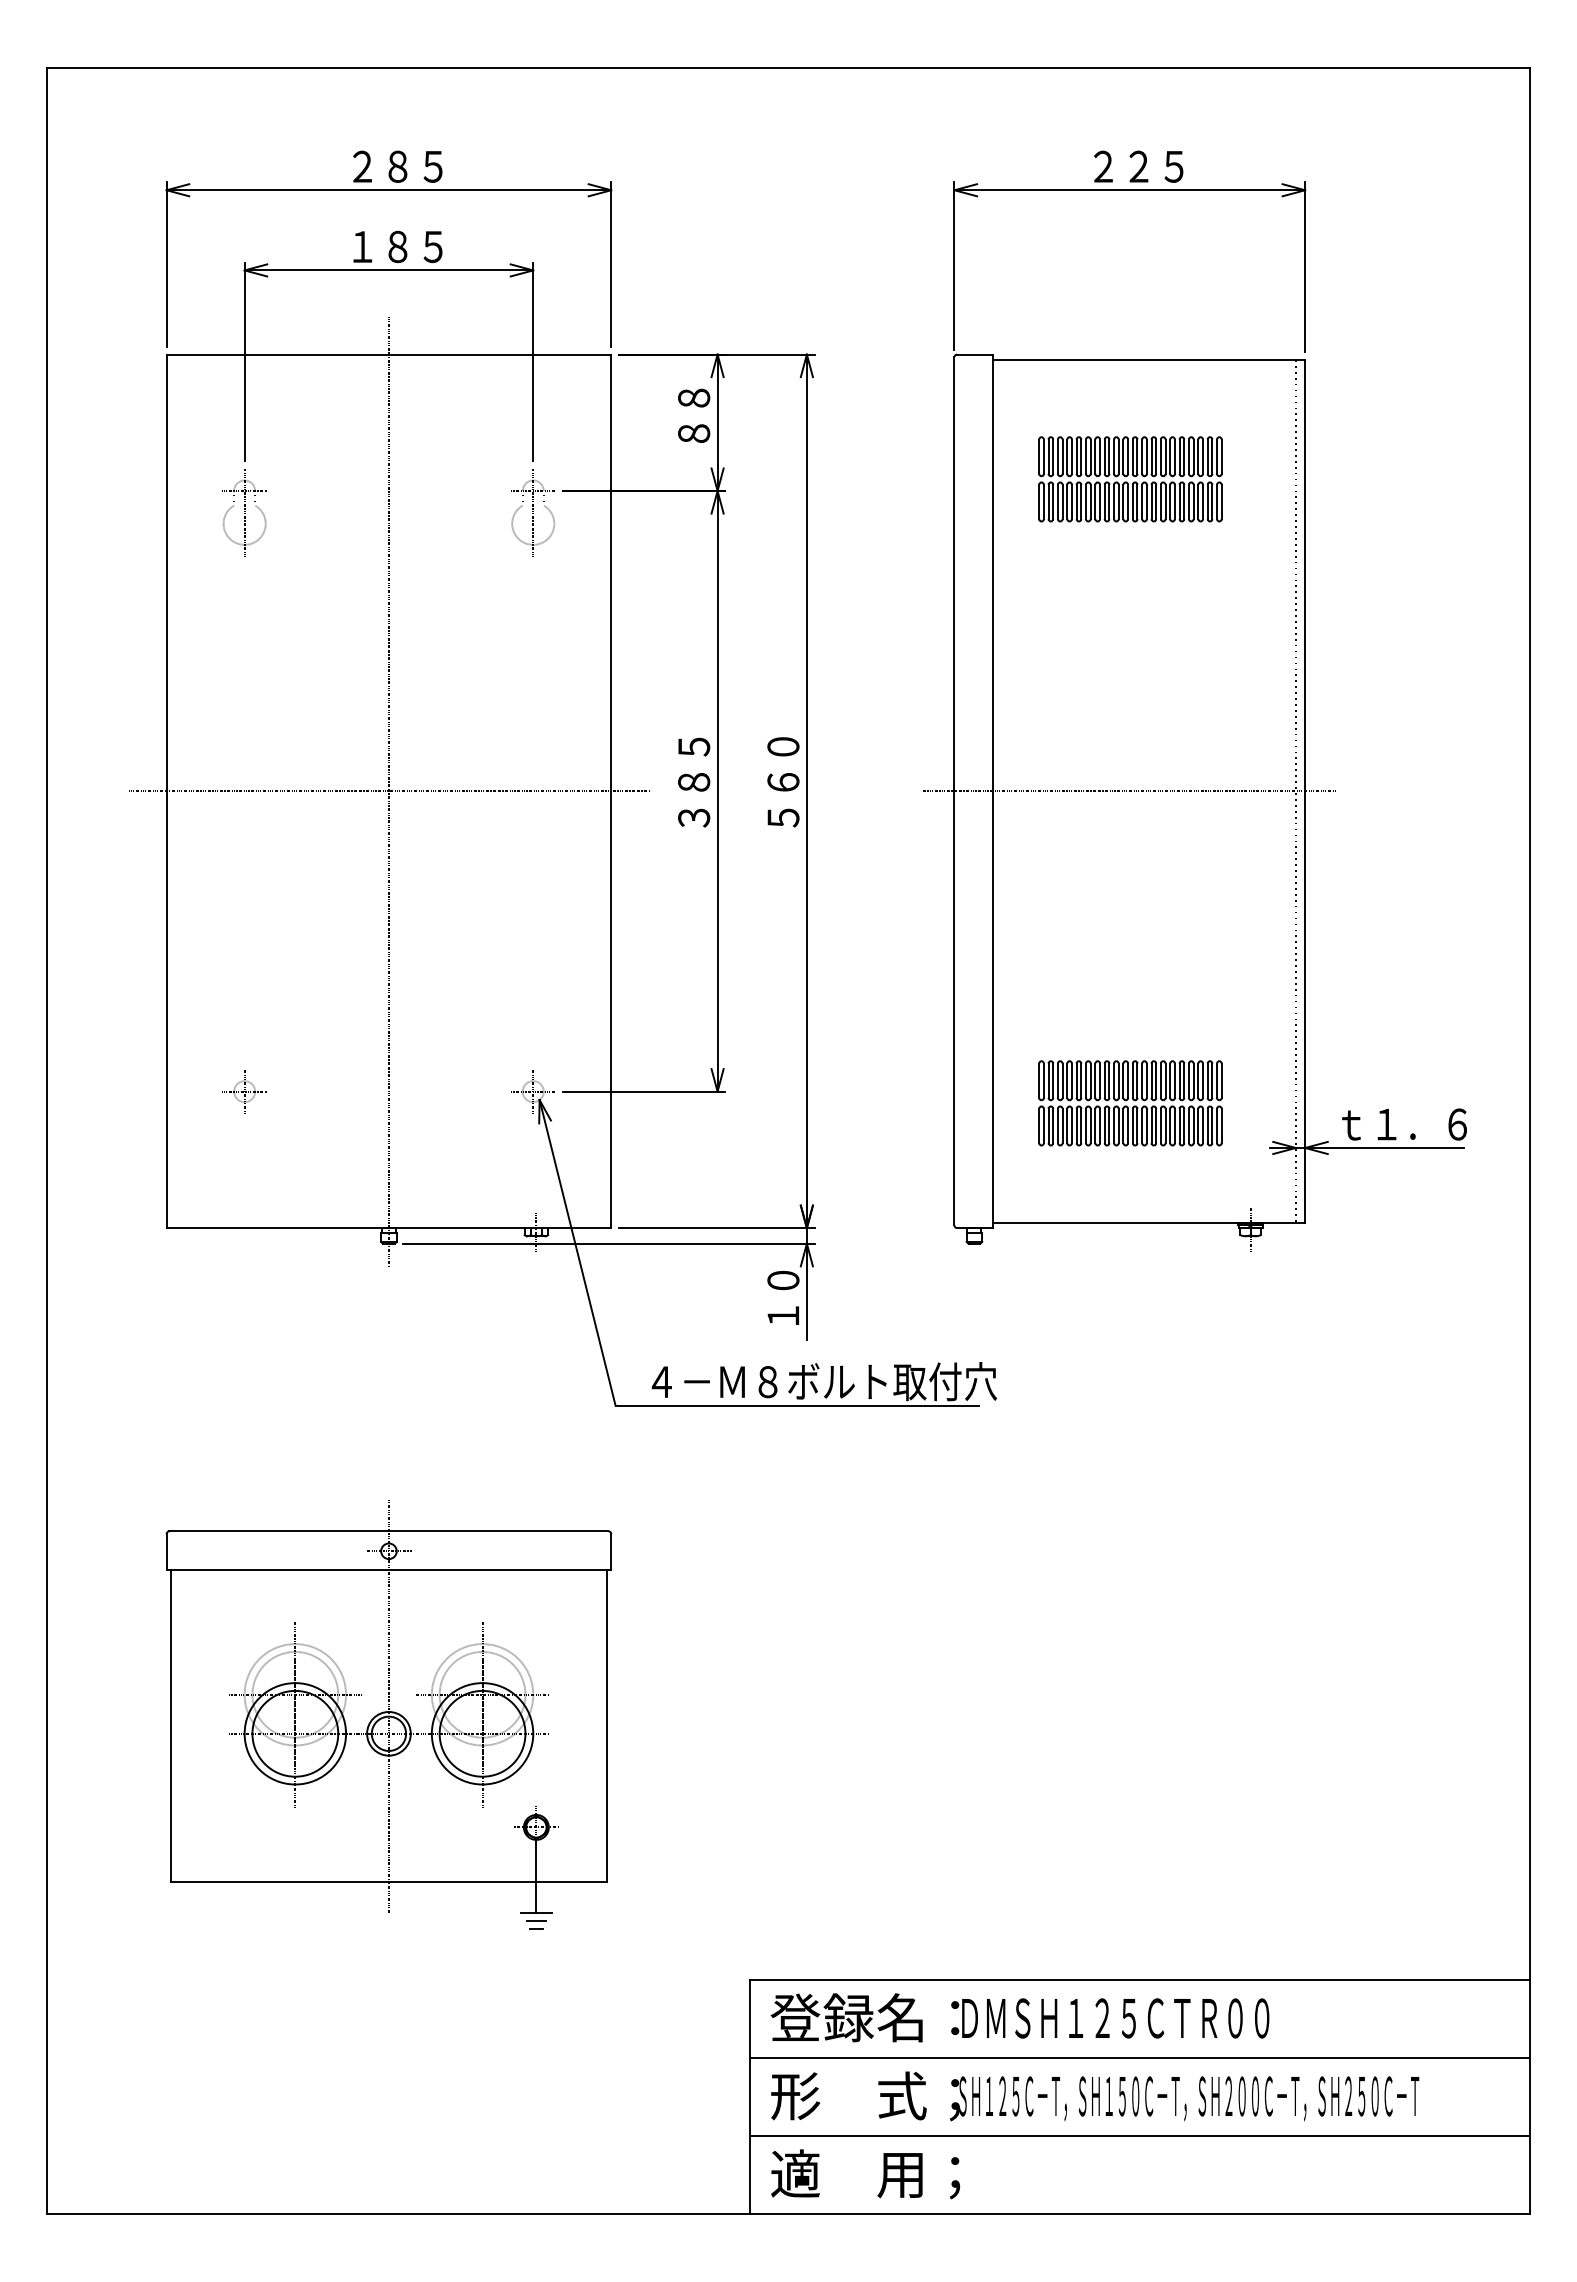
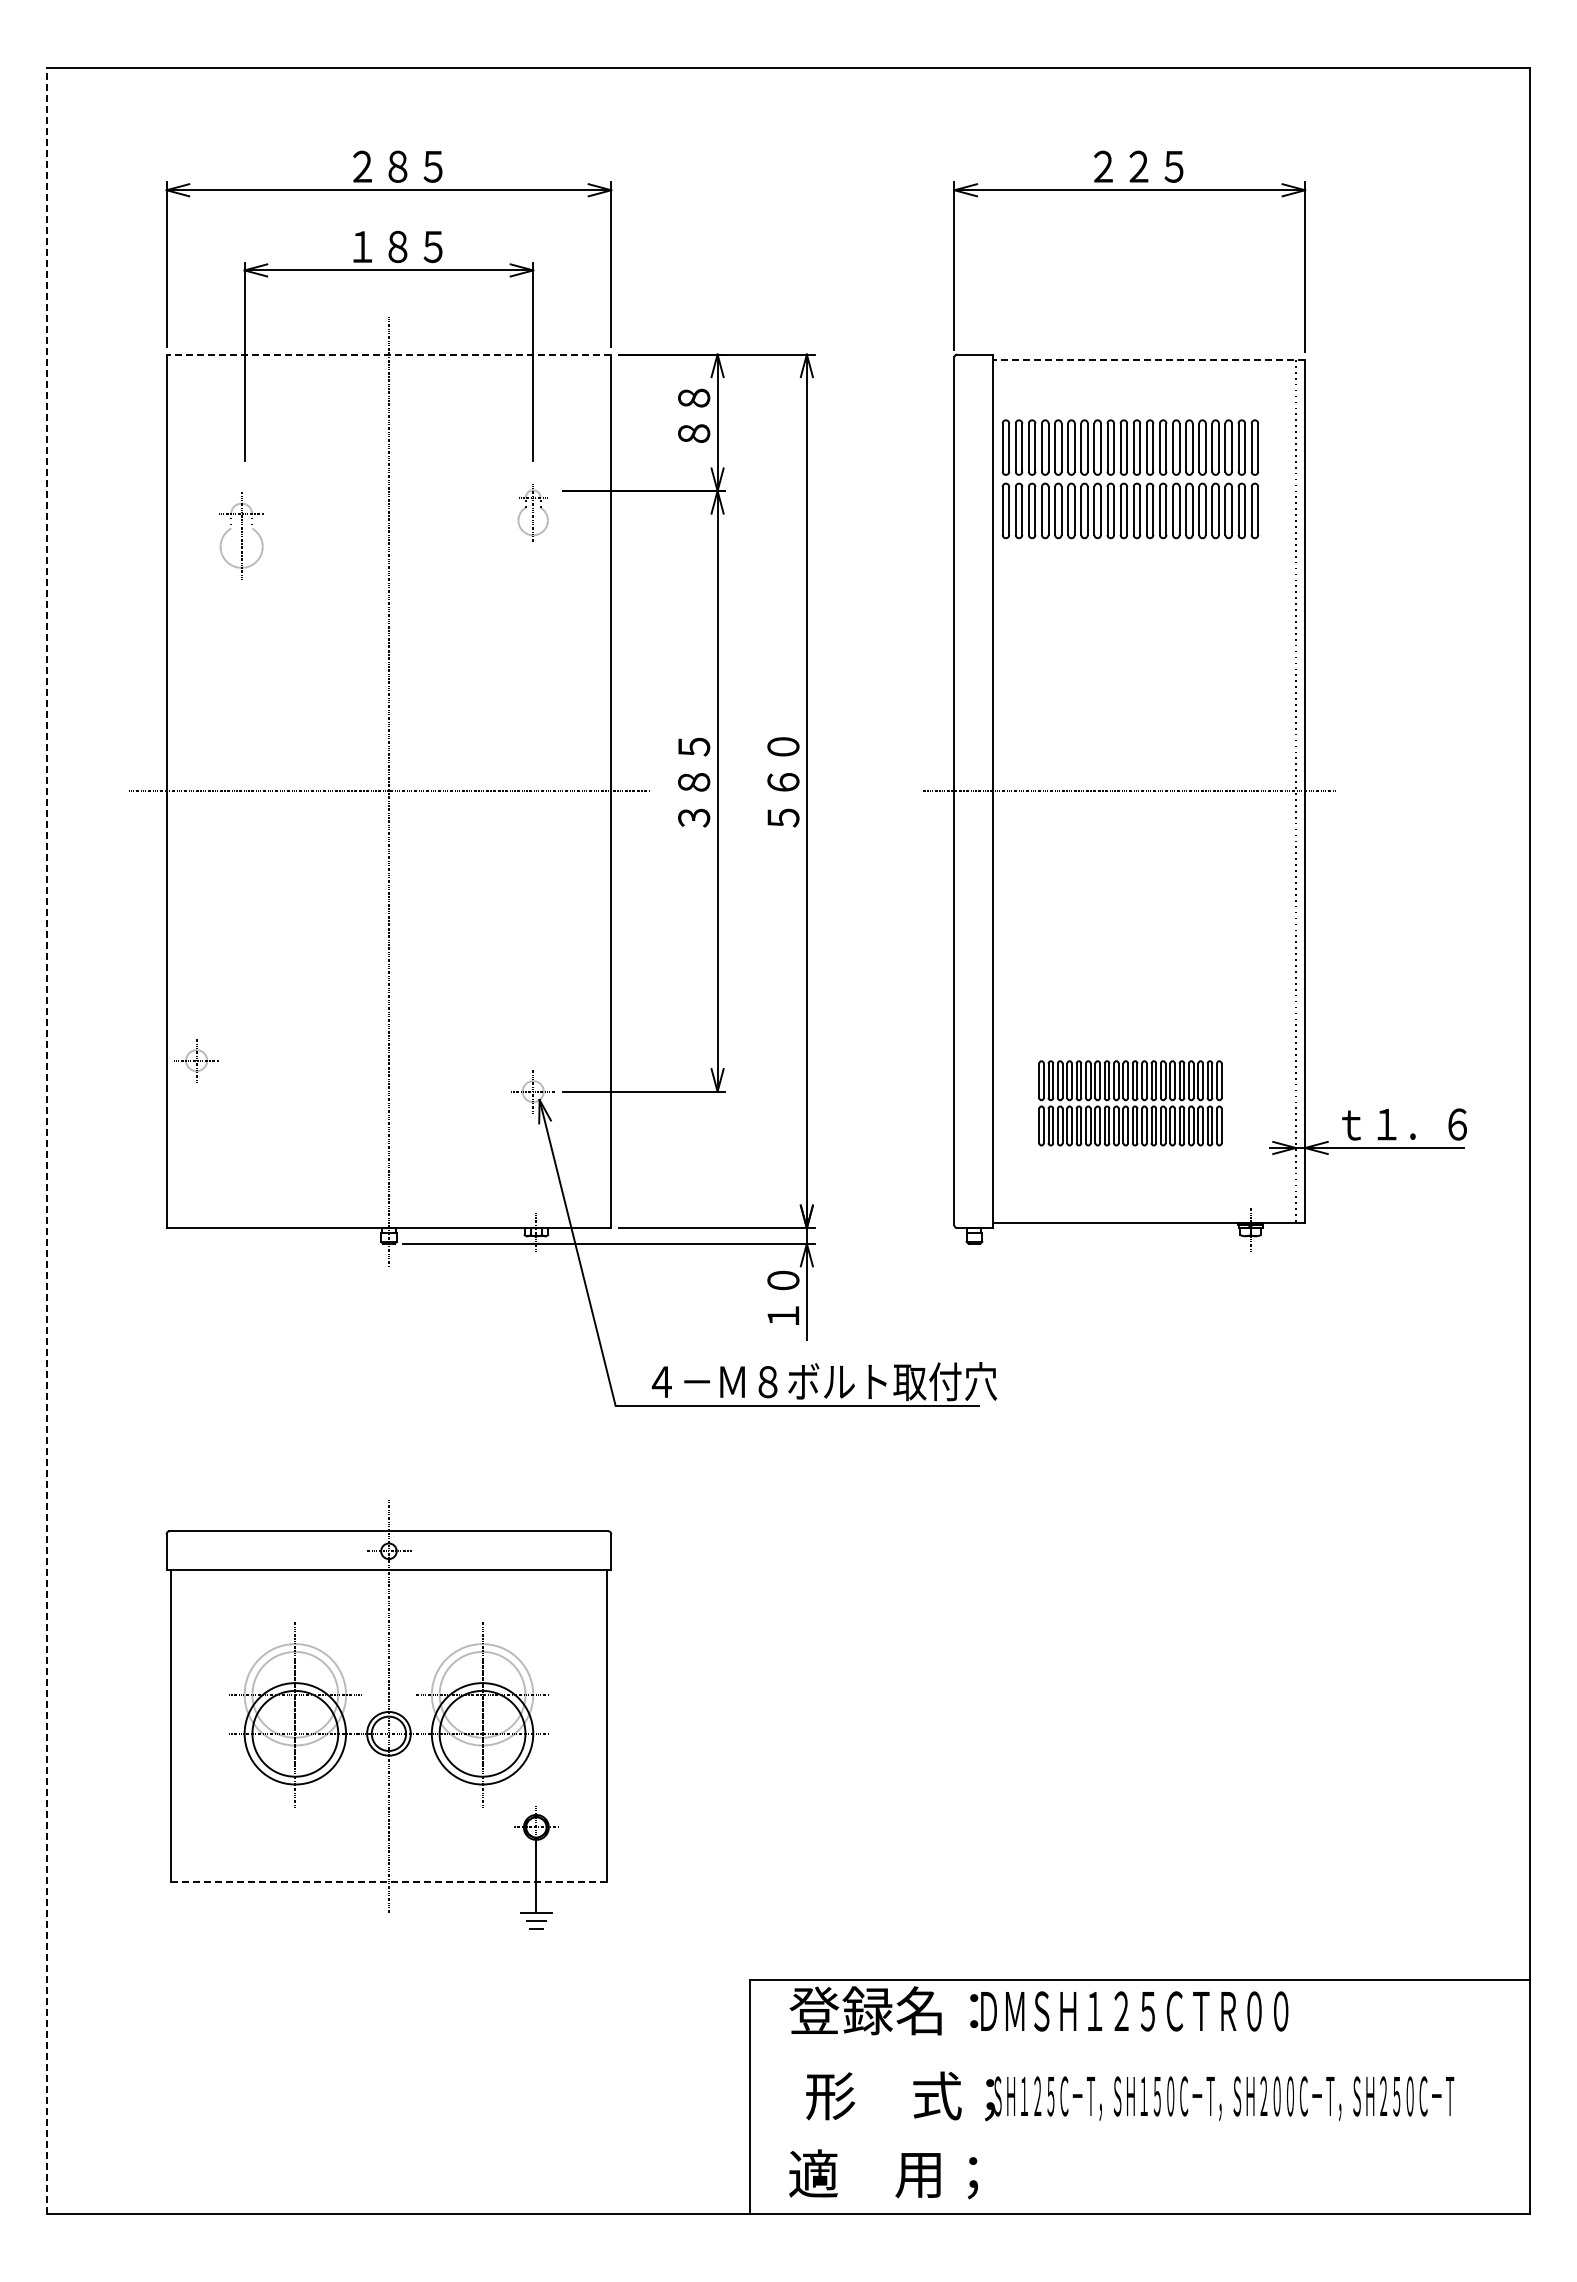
line: solid -> dashed (388, 354)
line: solid -> dashed (1149, 360)
part size: 185x87 px -> 259x121 px (1130, 479)
part position: (244, 512) -> (241, 535) (241, 535)
part size: 44x88 px -> 32x58 px (532, 512)
part position: (244, 1091) -> (196, 1060) (196, 1060)
line: solid -> dashed (47, 1141)
line: solid -> dashed (388, 1882)
text position: (1019, 2017) -> (1038, 2010) (1038, 2010)
line: present -> none (1139, 2057)
text position: (1095, 2096) -> (1130, 2096) (1130, 2096)
line: present -> none (1139, 2135)
text position: (865, 2174) -> (883, 2174) (883, 2174)
